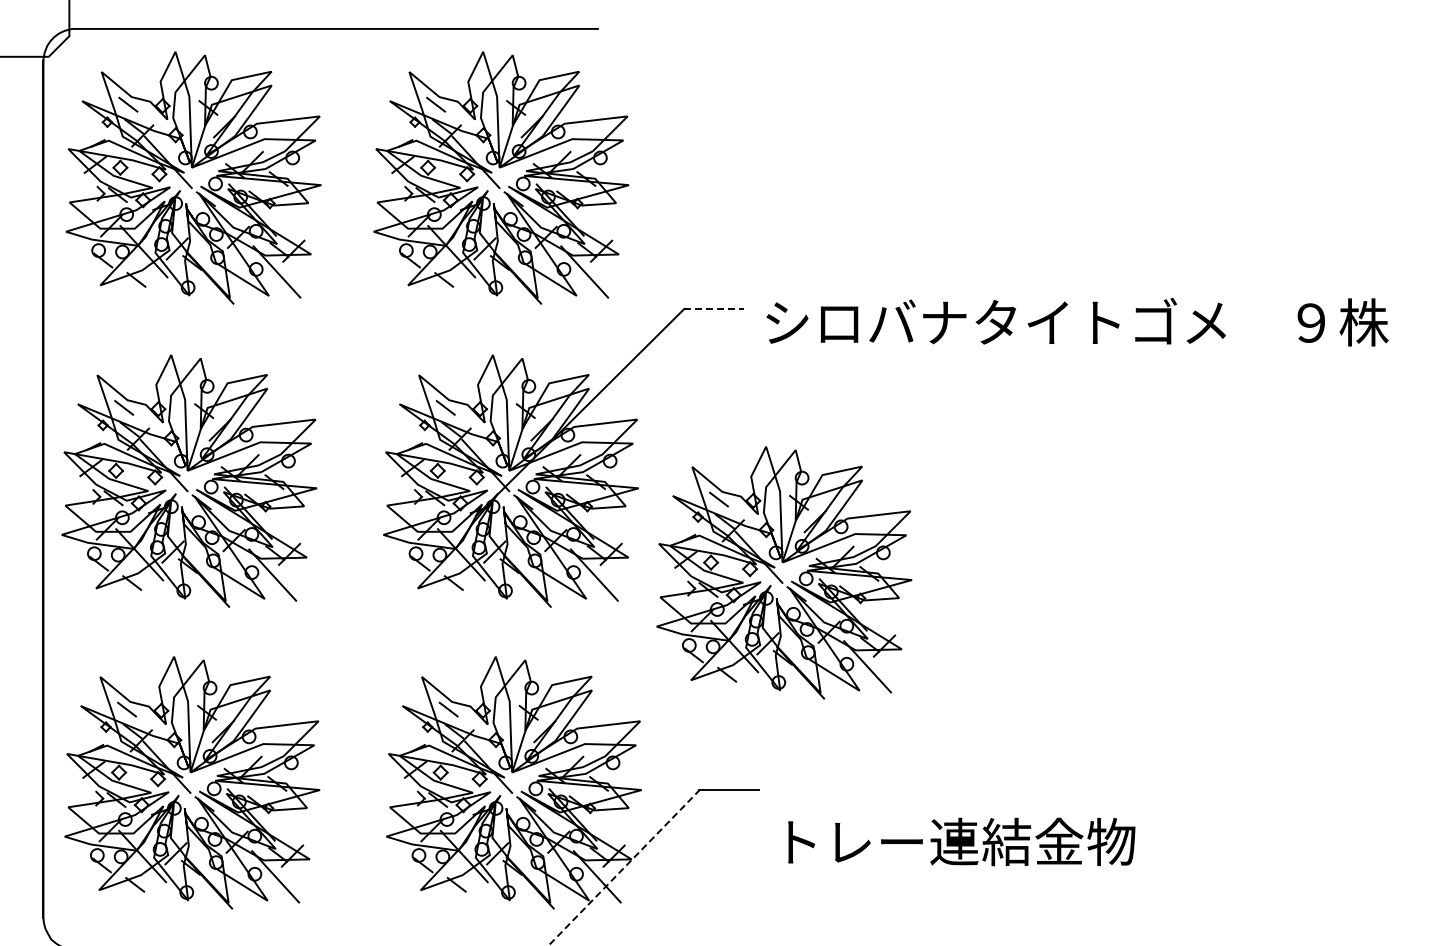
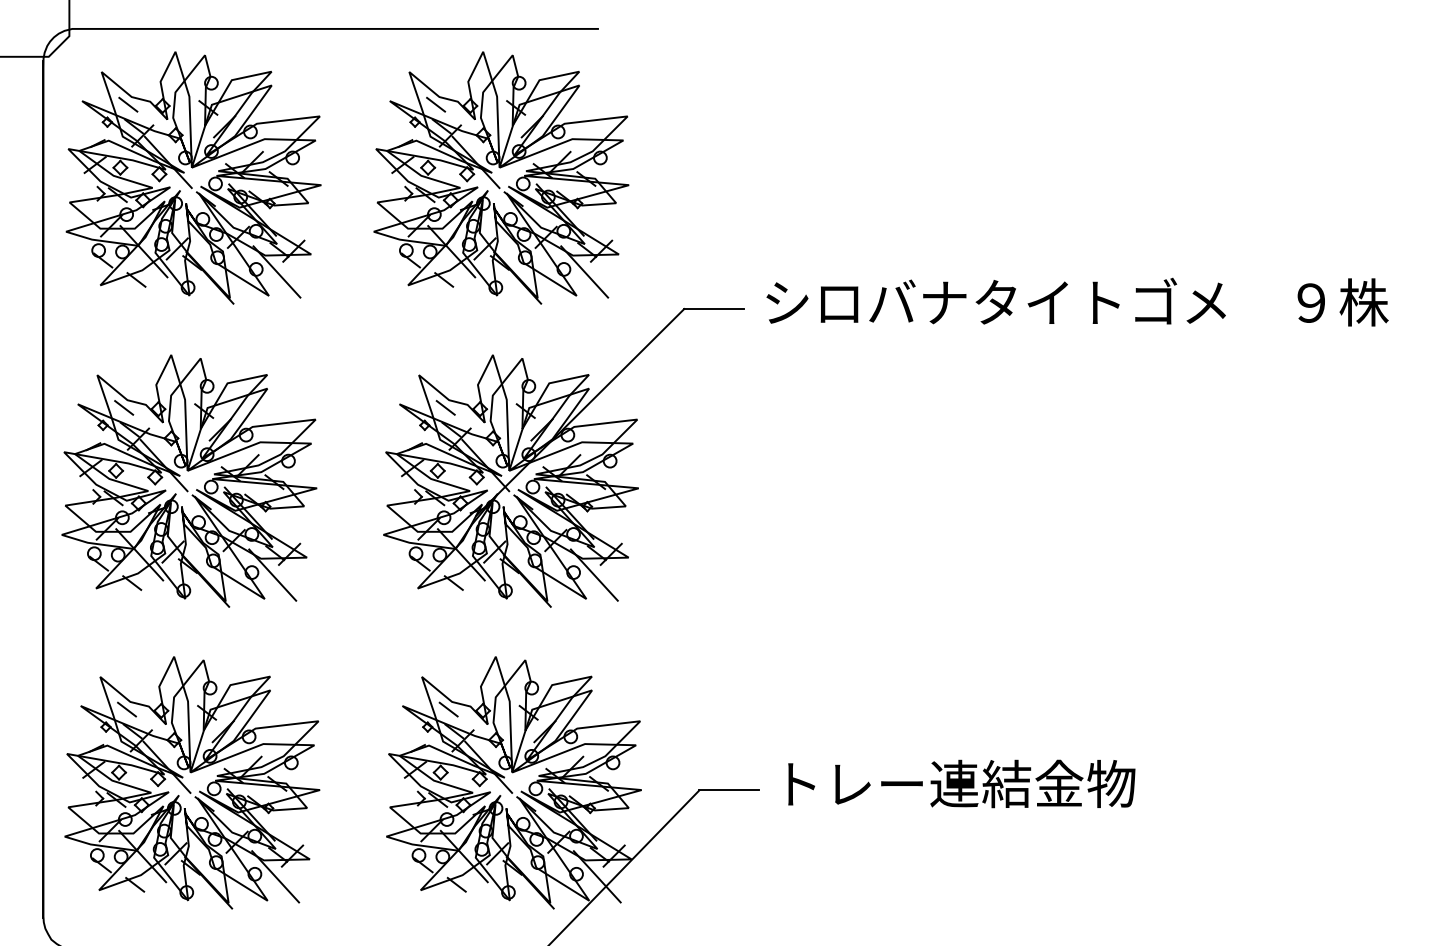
line: dashed -> solid (714, 309)
text position: (1077, 321) -> (1077, 301) (1077, 301)
part: present -> none (784, 572)
text position: (961, 841) -> (961, 783) (961, 783)
line: dashed -> solid (624, 867)
